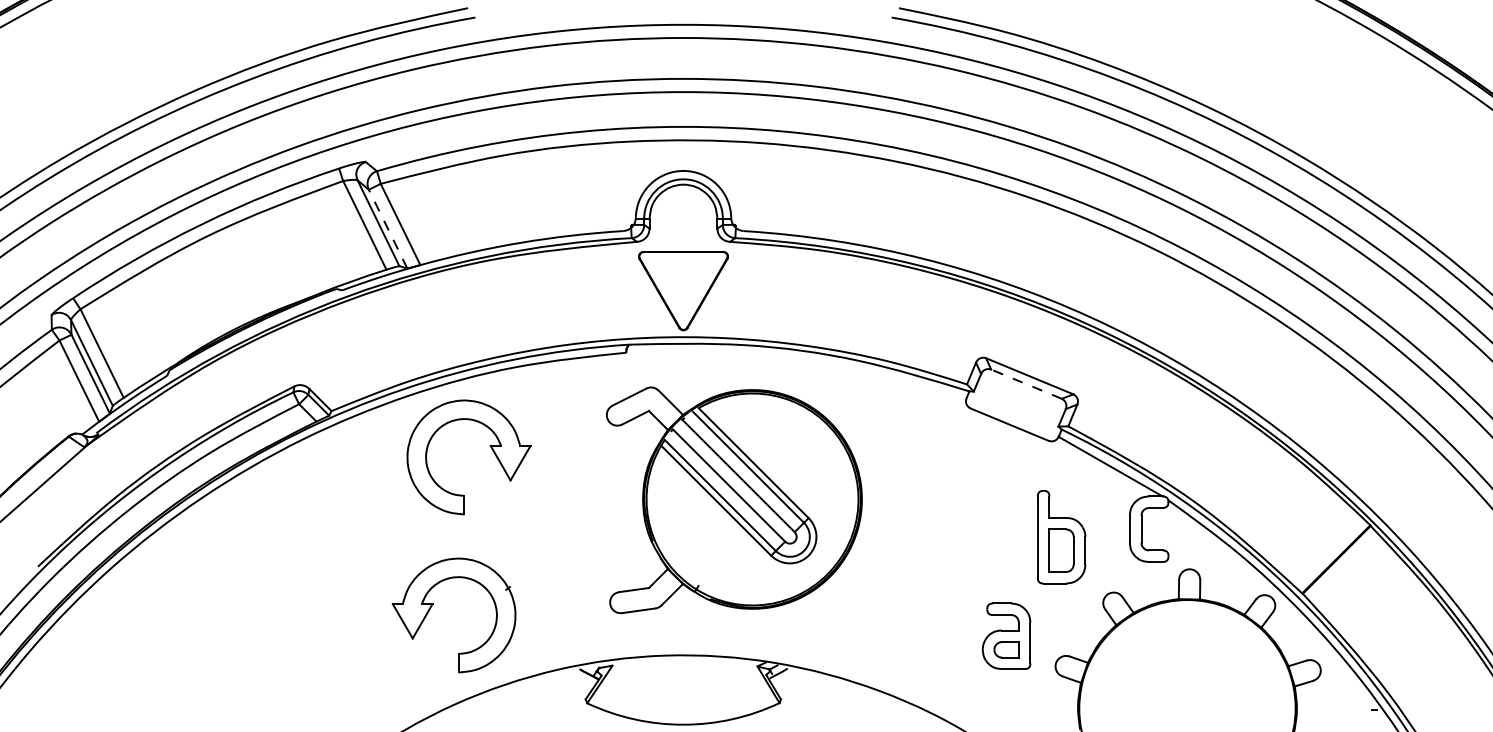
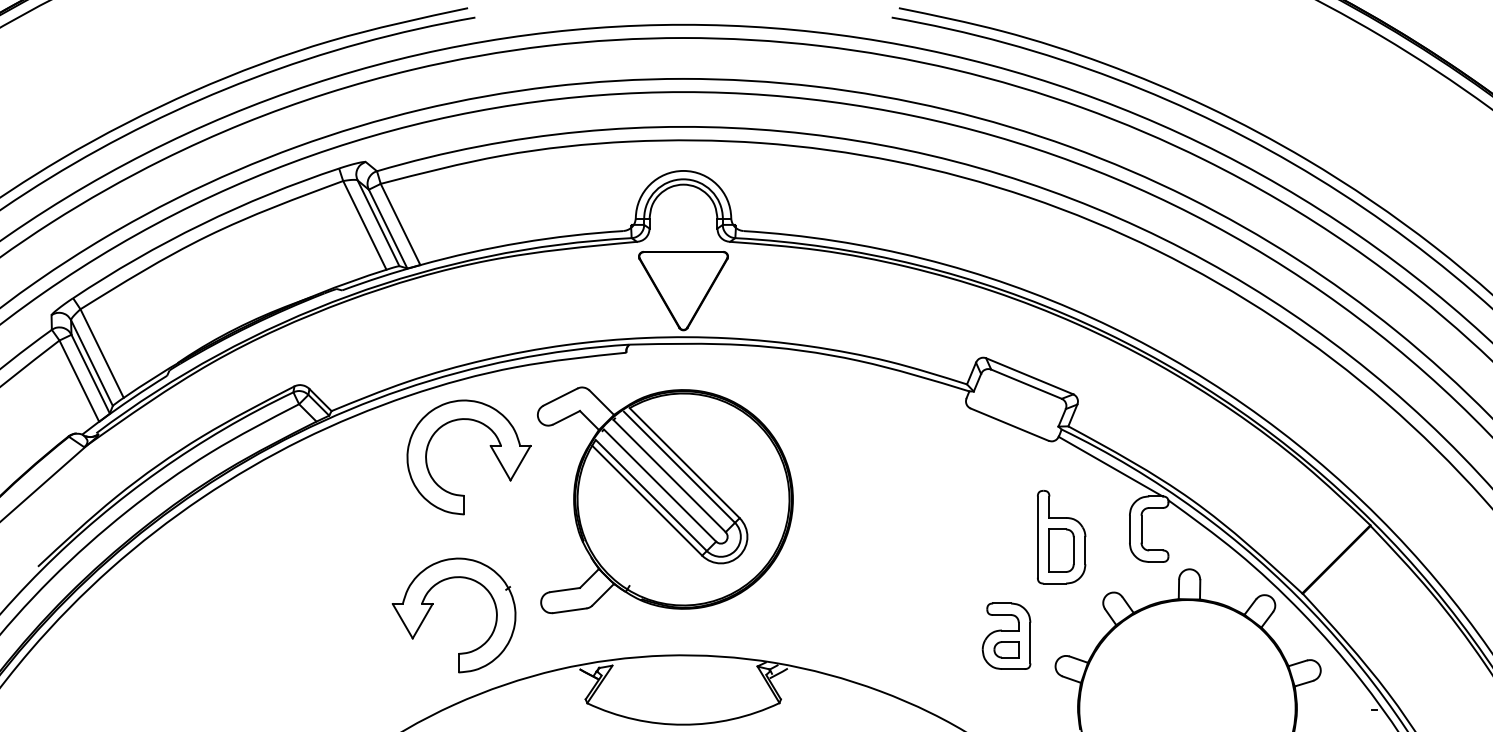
line: dashed -> solid (388, 229)
line: dashed -> solid (1026, 384)
part position: (734, 500) -> (665, 500) (665, 500)
